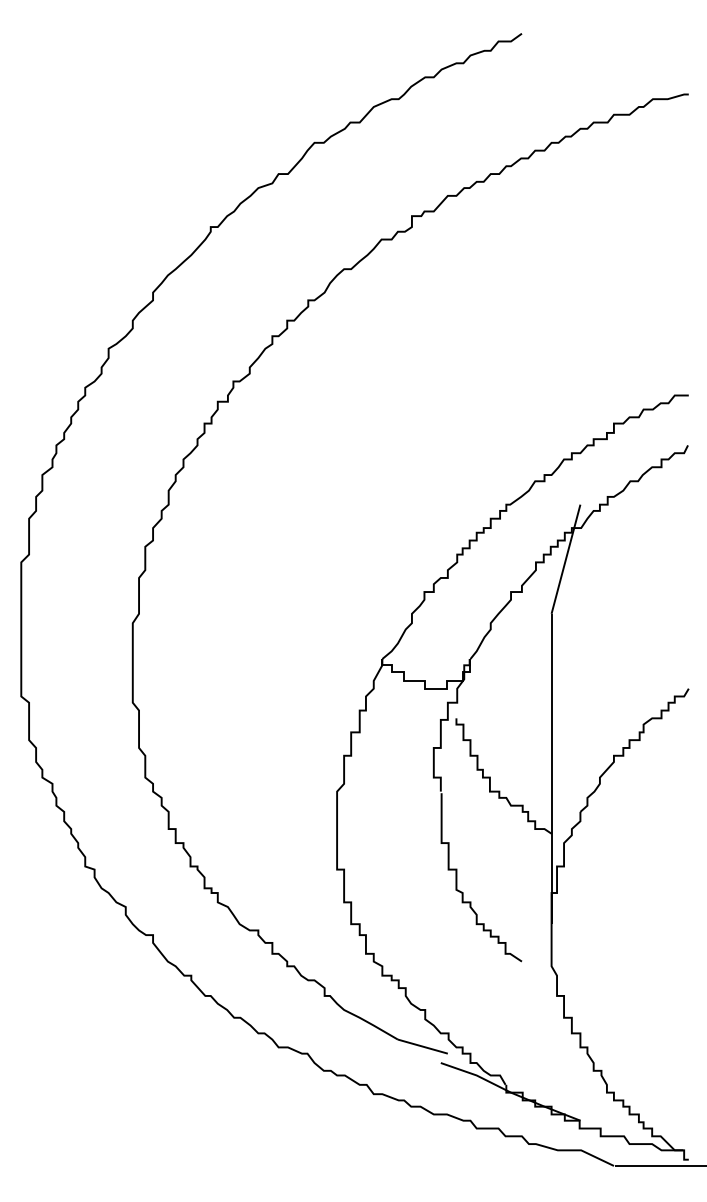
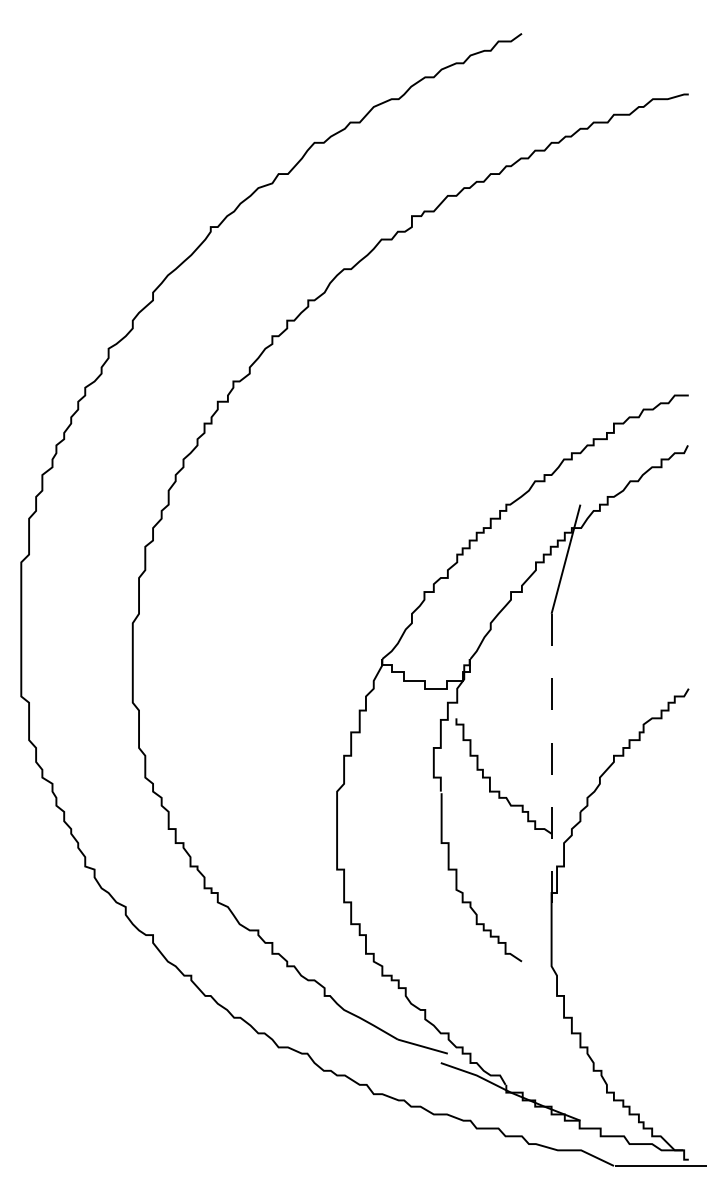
line: solid -> dashed (551, 769)
